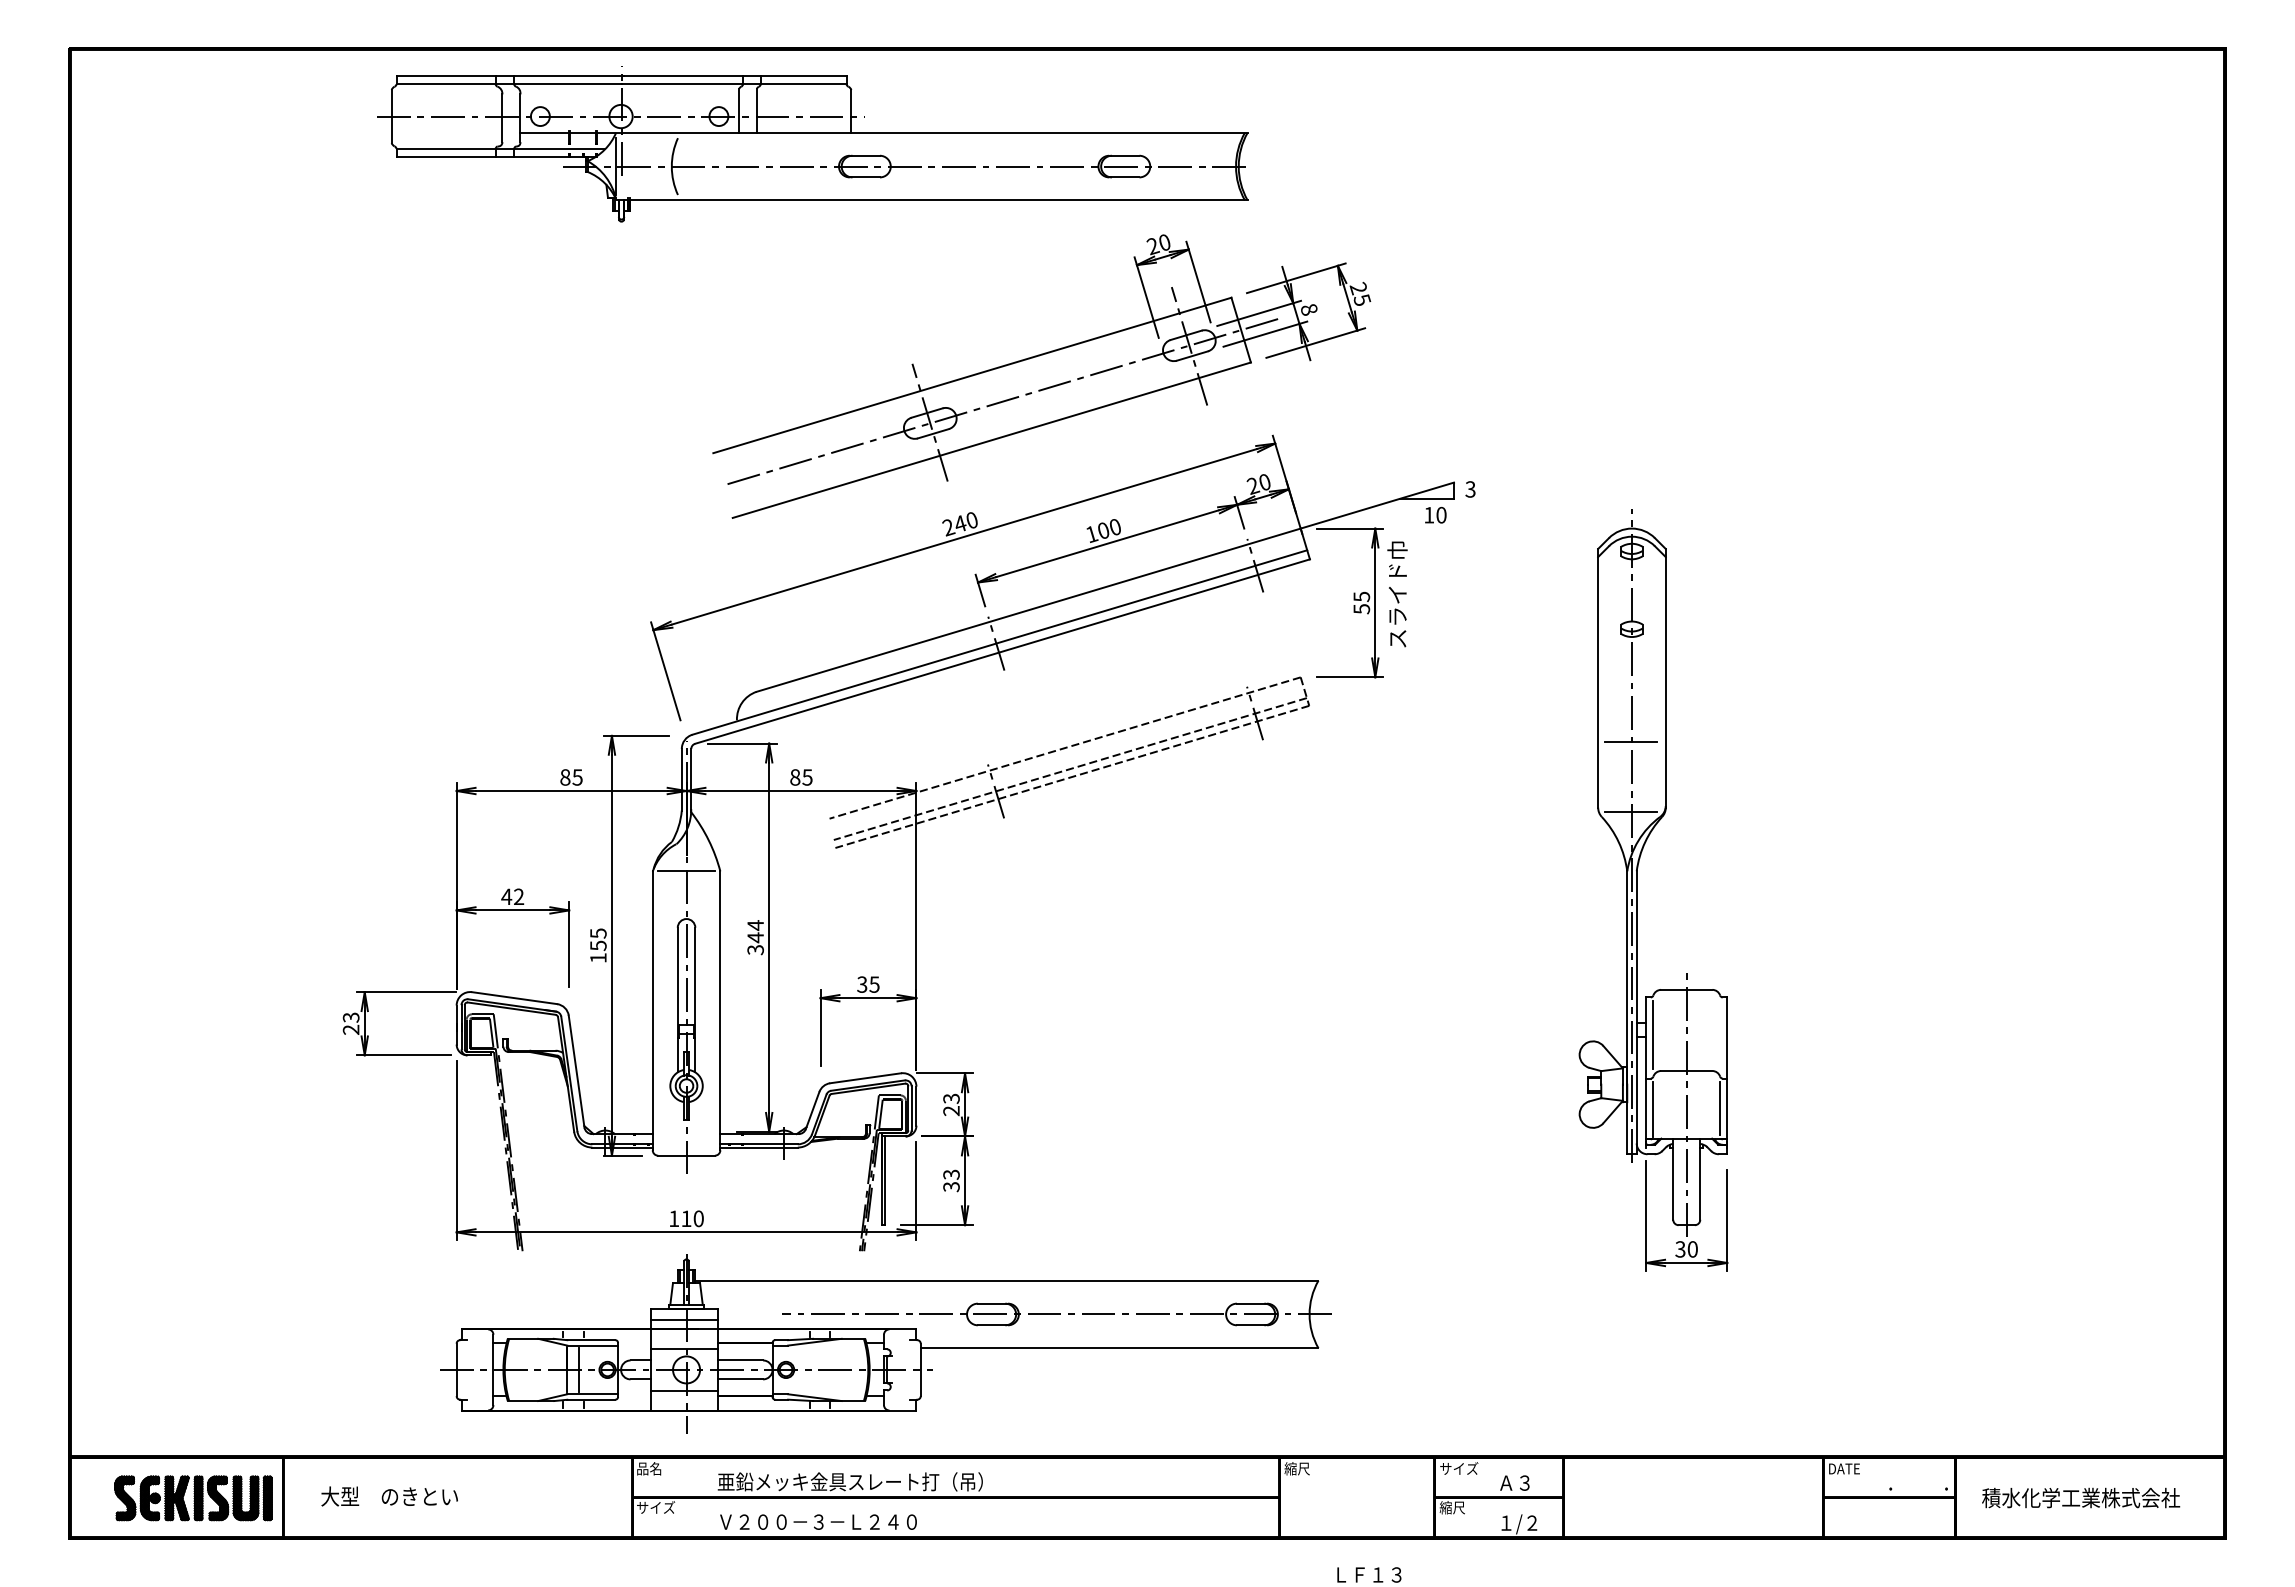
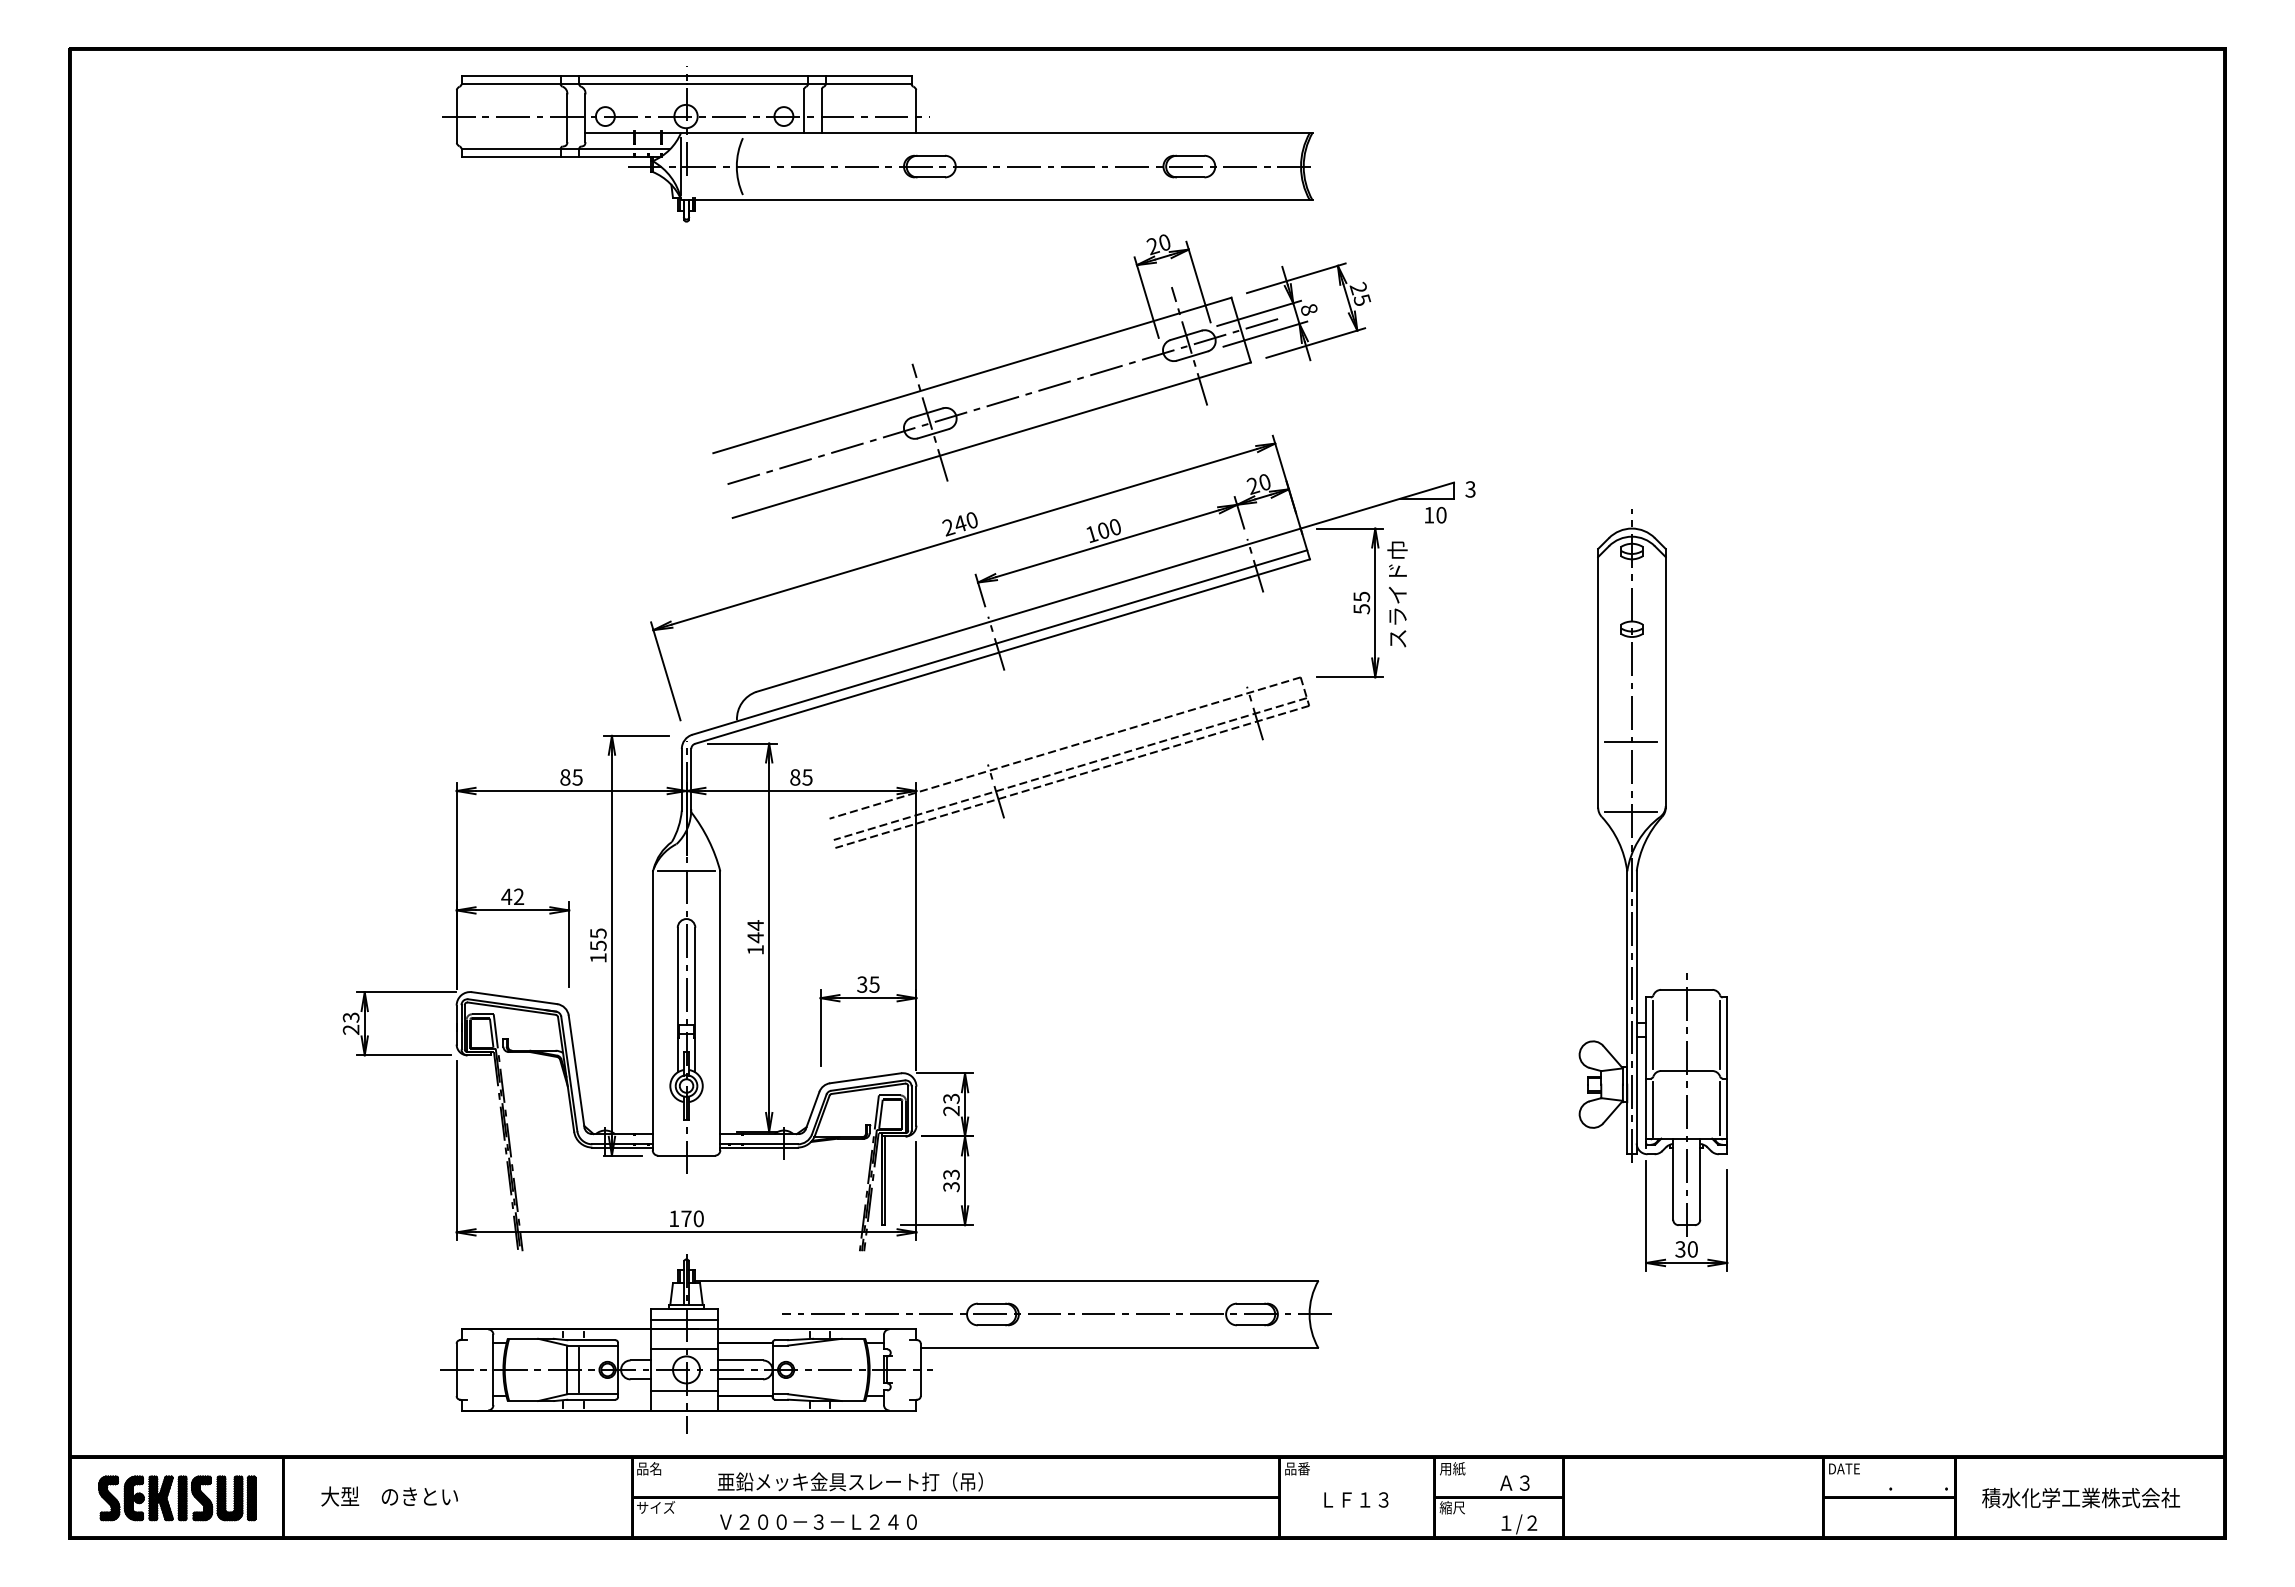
part position: (812, 144) -> (877, 144) (877, 144)
text: 344 -> 144 (755, 950)
line: none -> present (1720, 1034)
text: 110 -> 170 (686, 1218)
text: 縮尺 -> 品番 (1296, 1468)
text: サイズ -> 用紙 (1459, 1468)
part position: (193, 1498) -> (177, 1498) (177, 1498)
text position: (1369, 1574) -> (1356, 1499) (1356, 1499)
